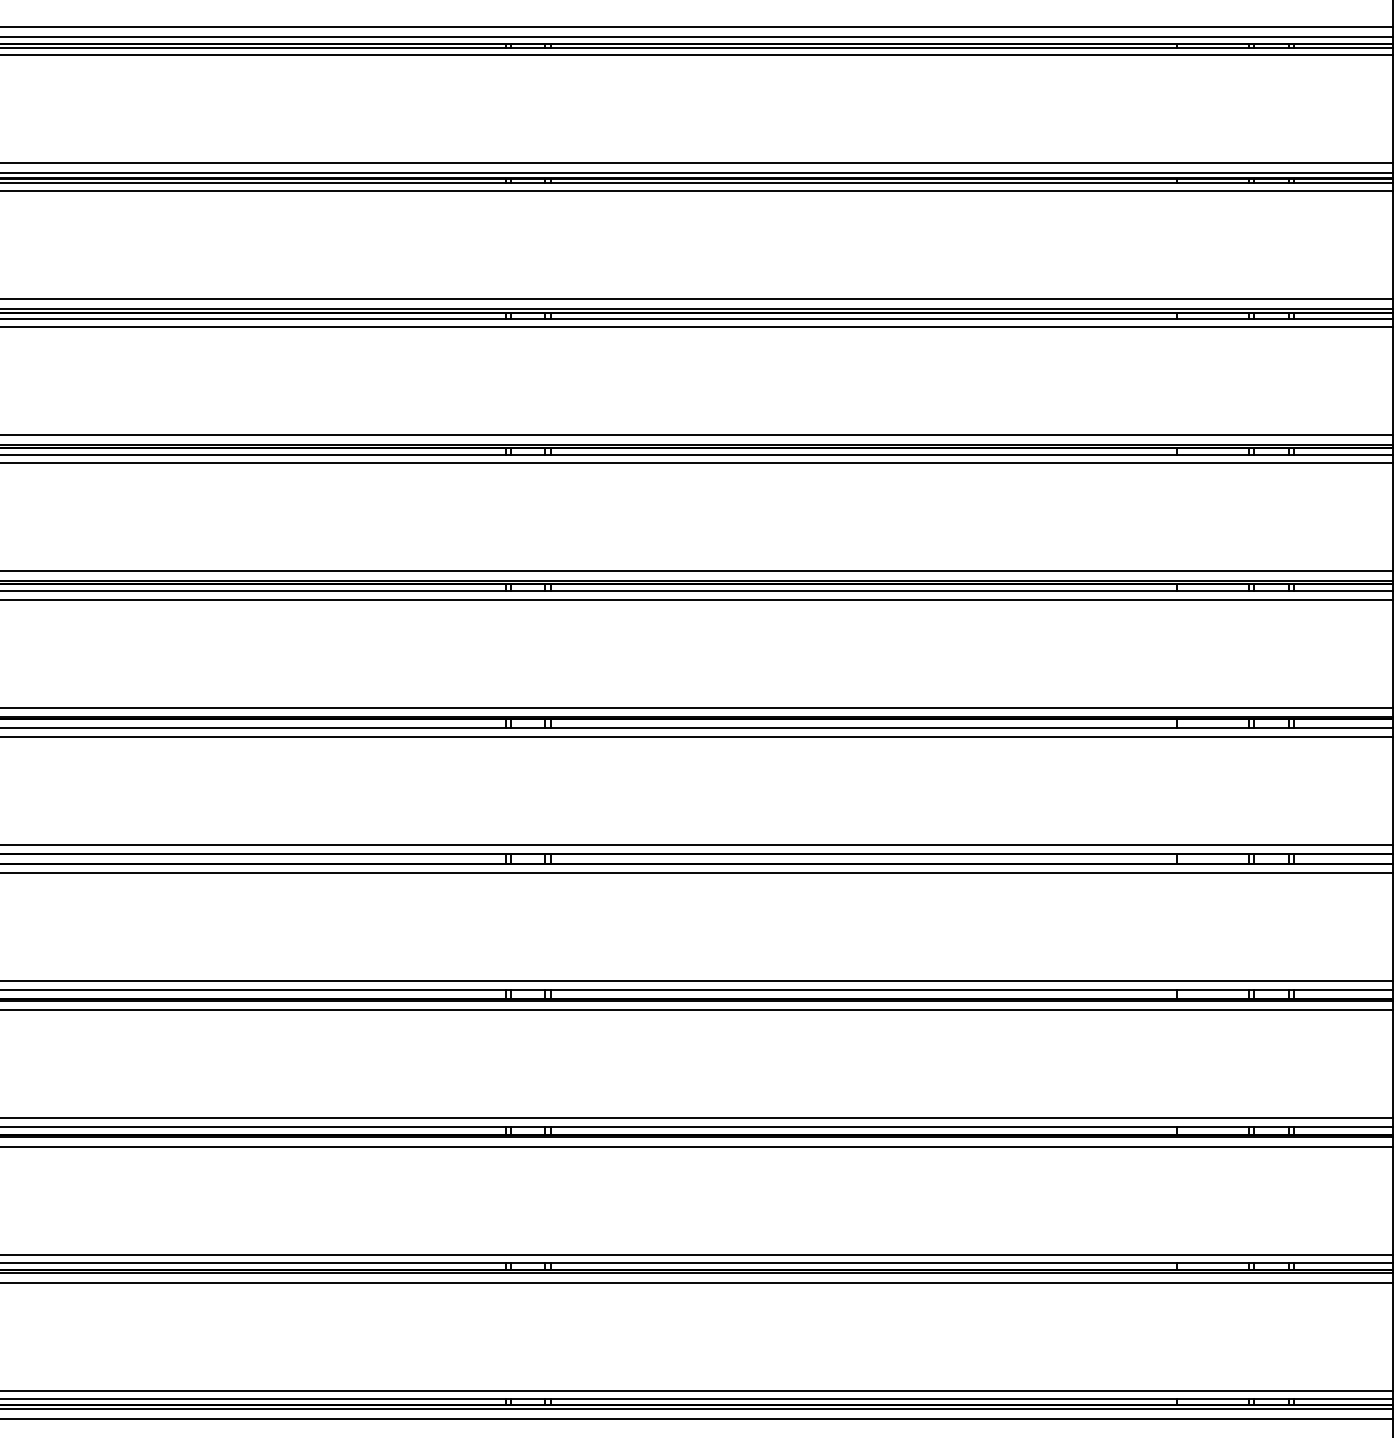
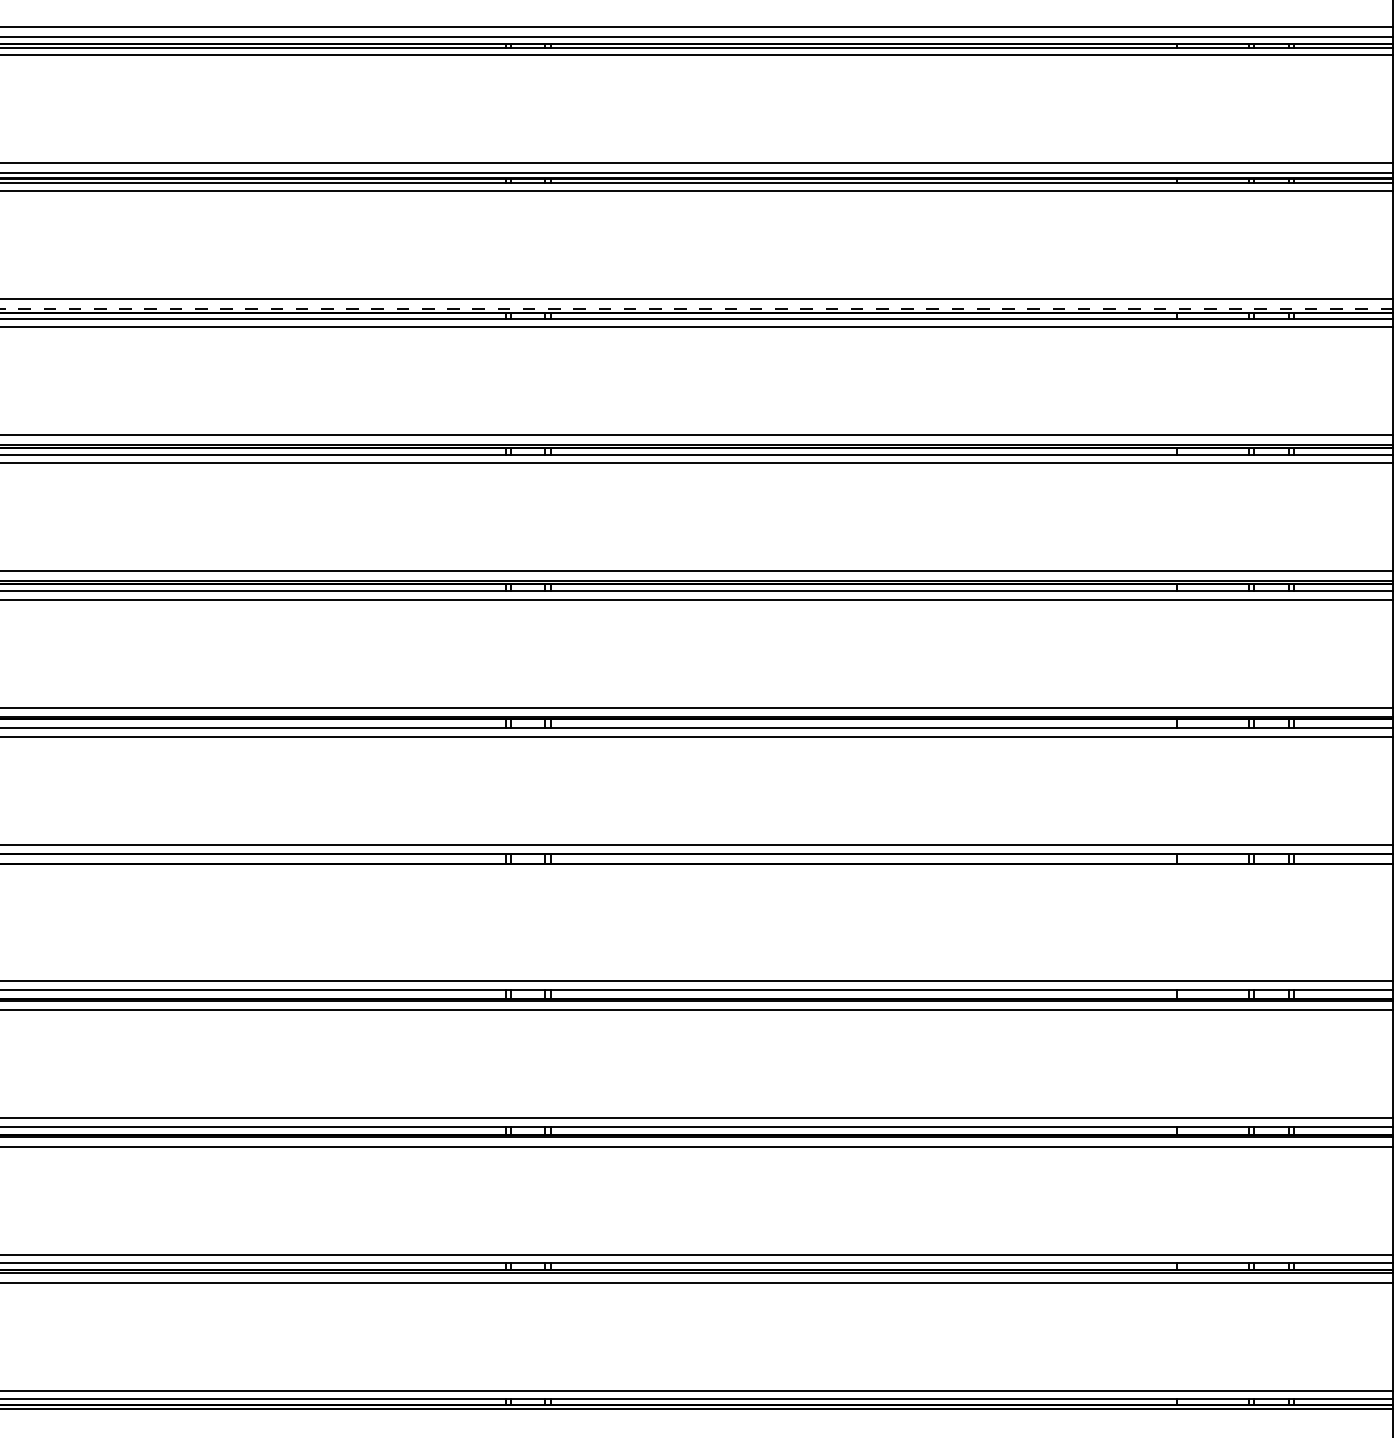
line: solid -> dashed (696, 308)
line: present -> none (696, 873)
line: present -> none (696, 1419)
